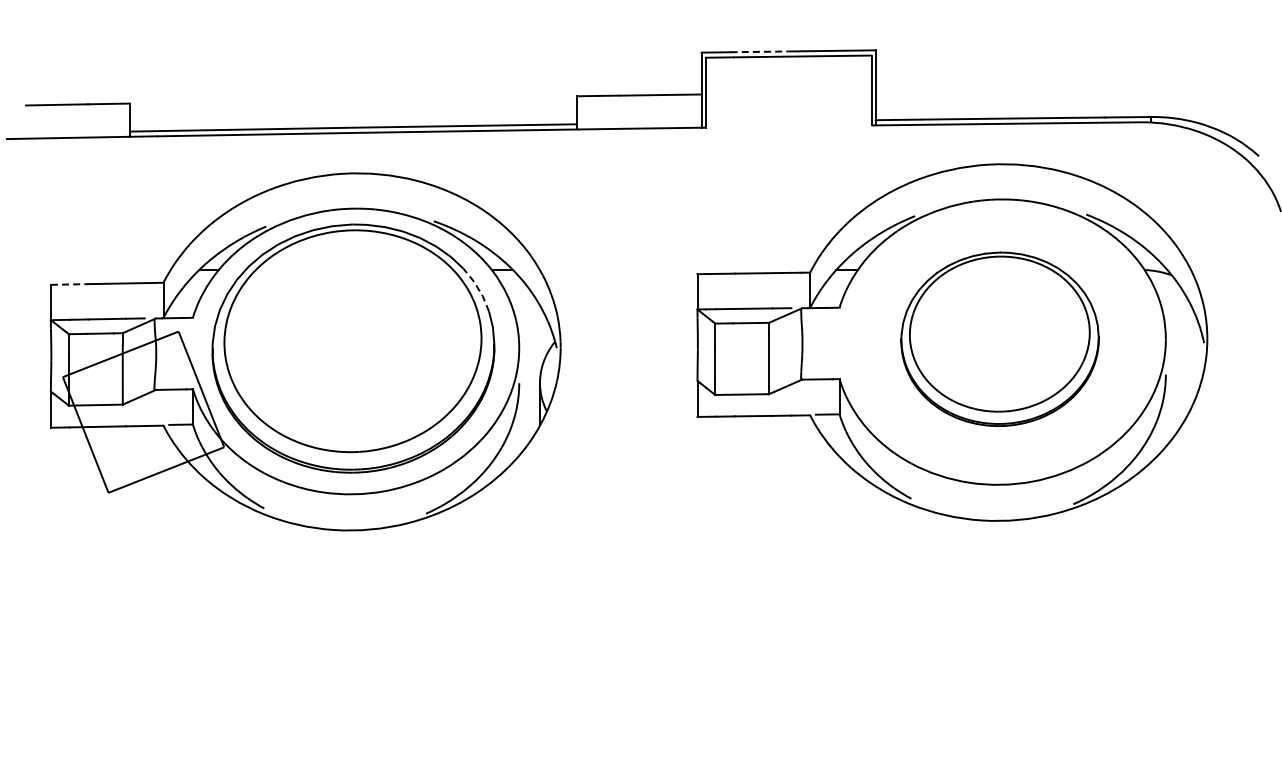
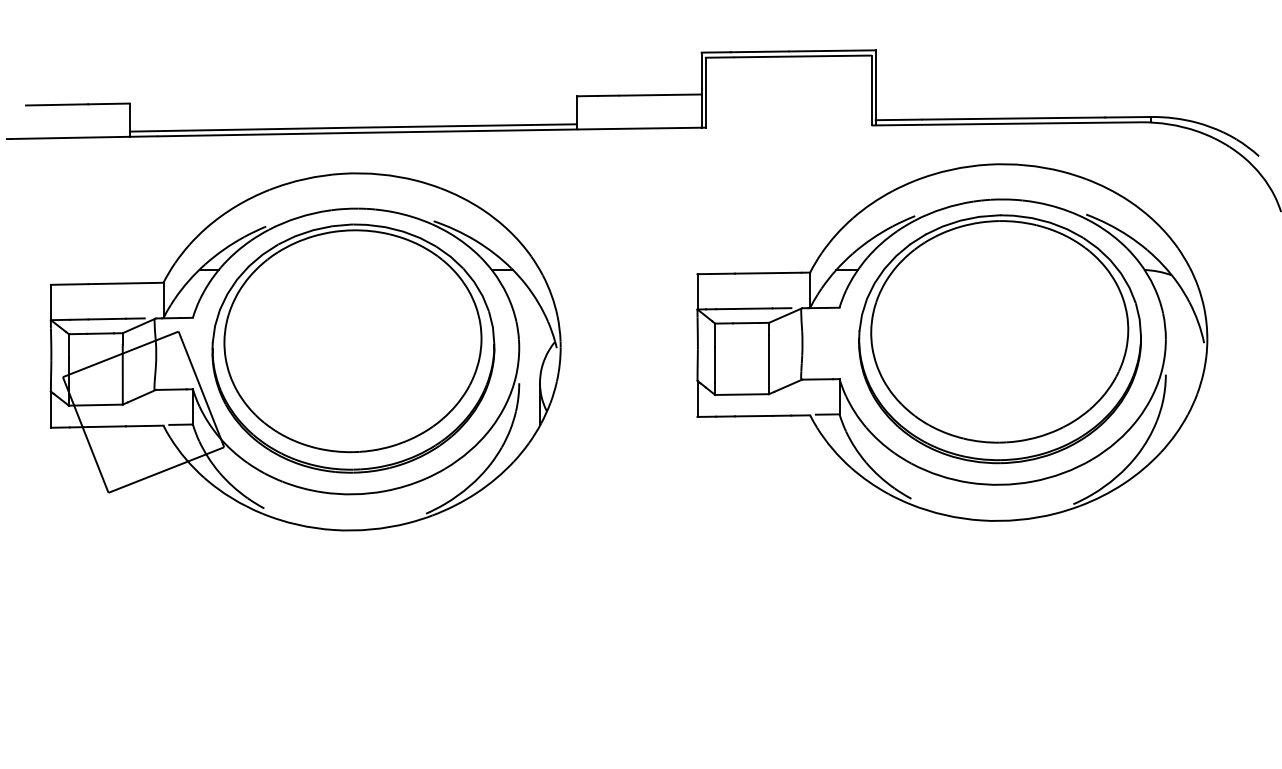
line: dashed -> solid (759, 51)
line: dashed -> solid (69, 284)
line: dashed -> solid (478, 288)
part size: 200x176 px -> 284x251 px (999, 339)
